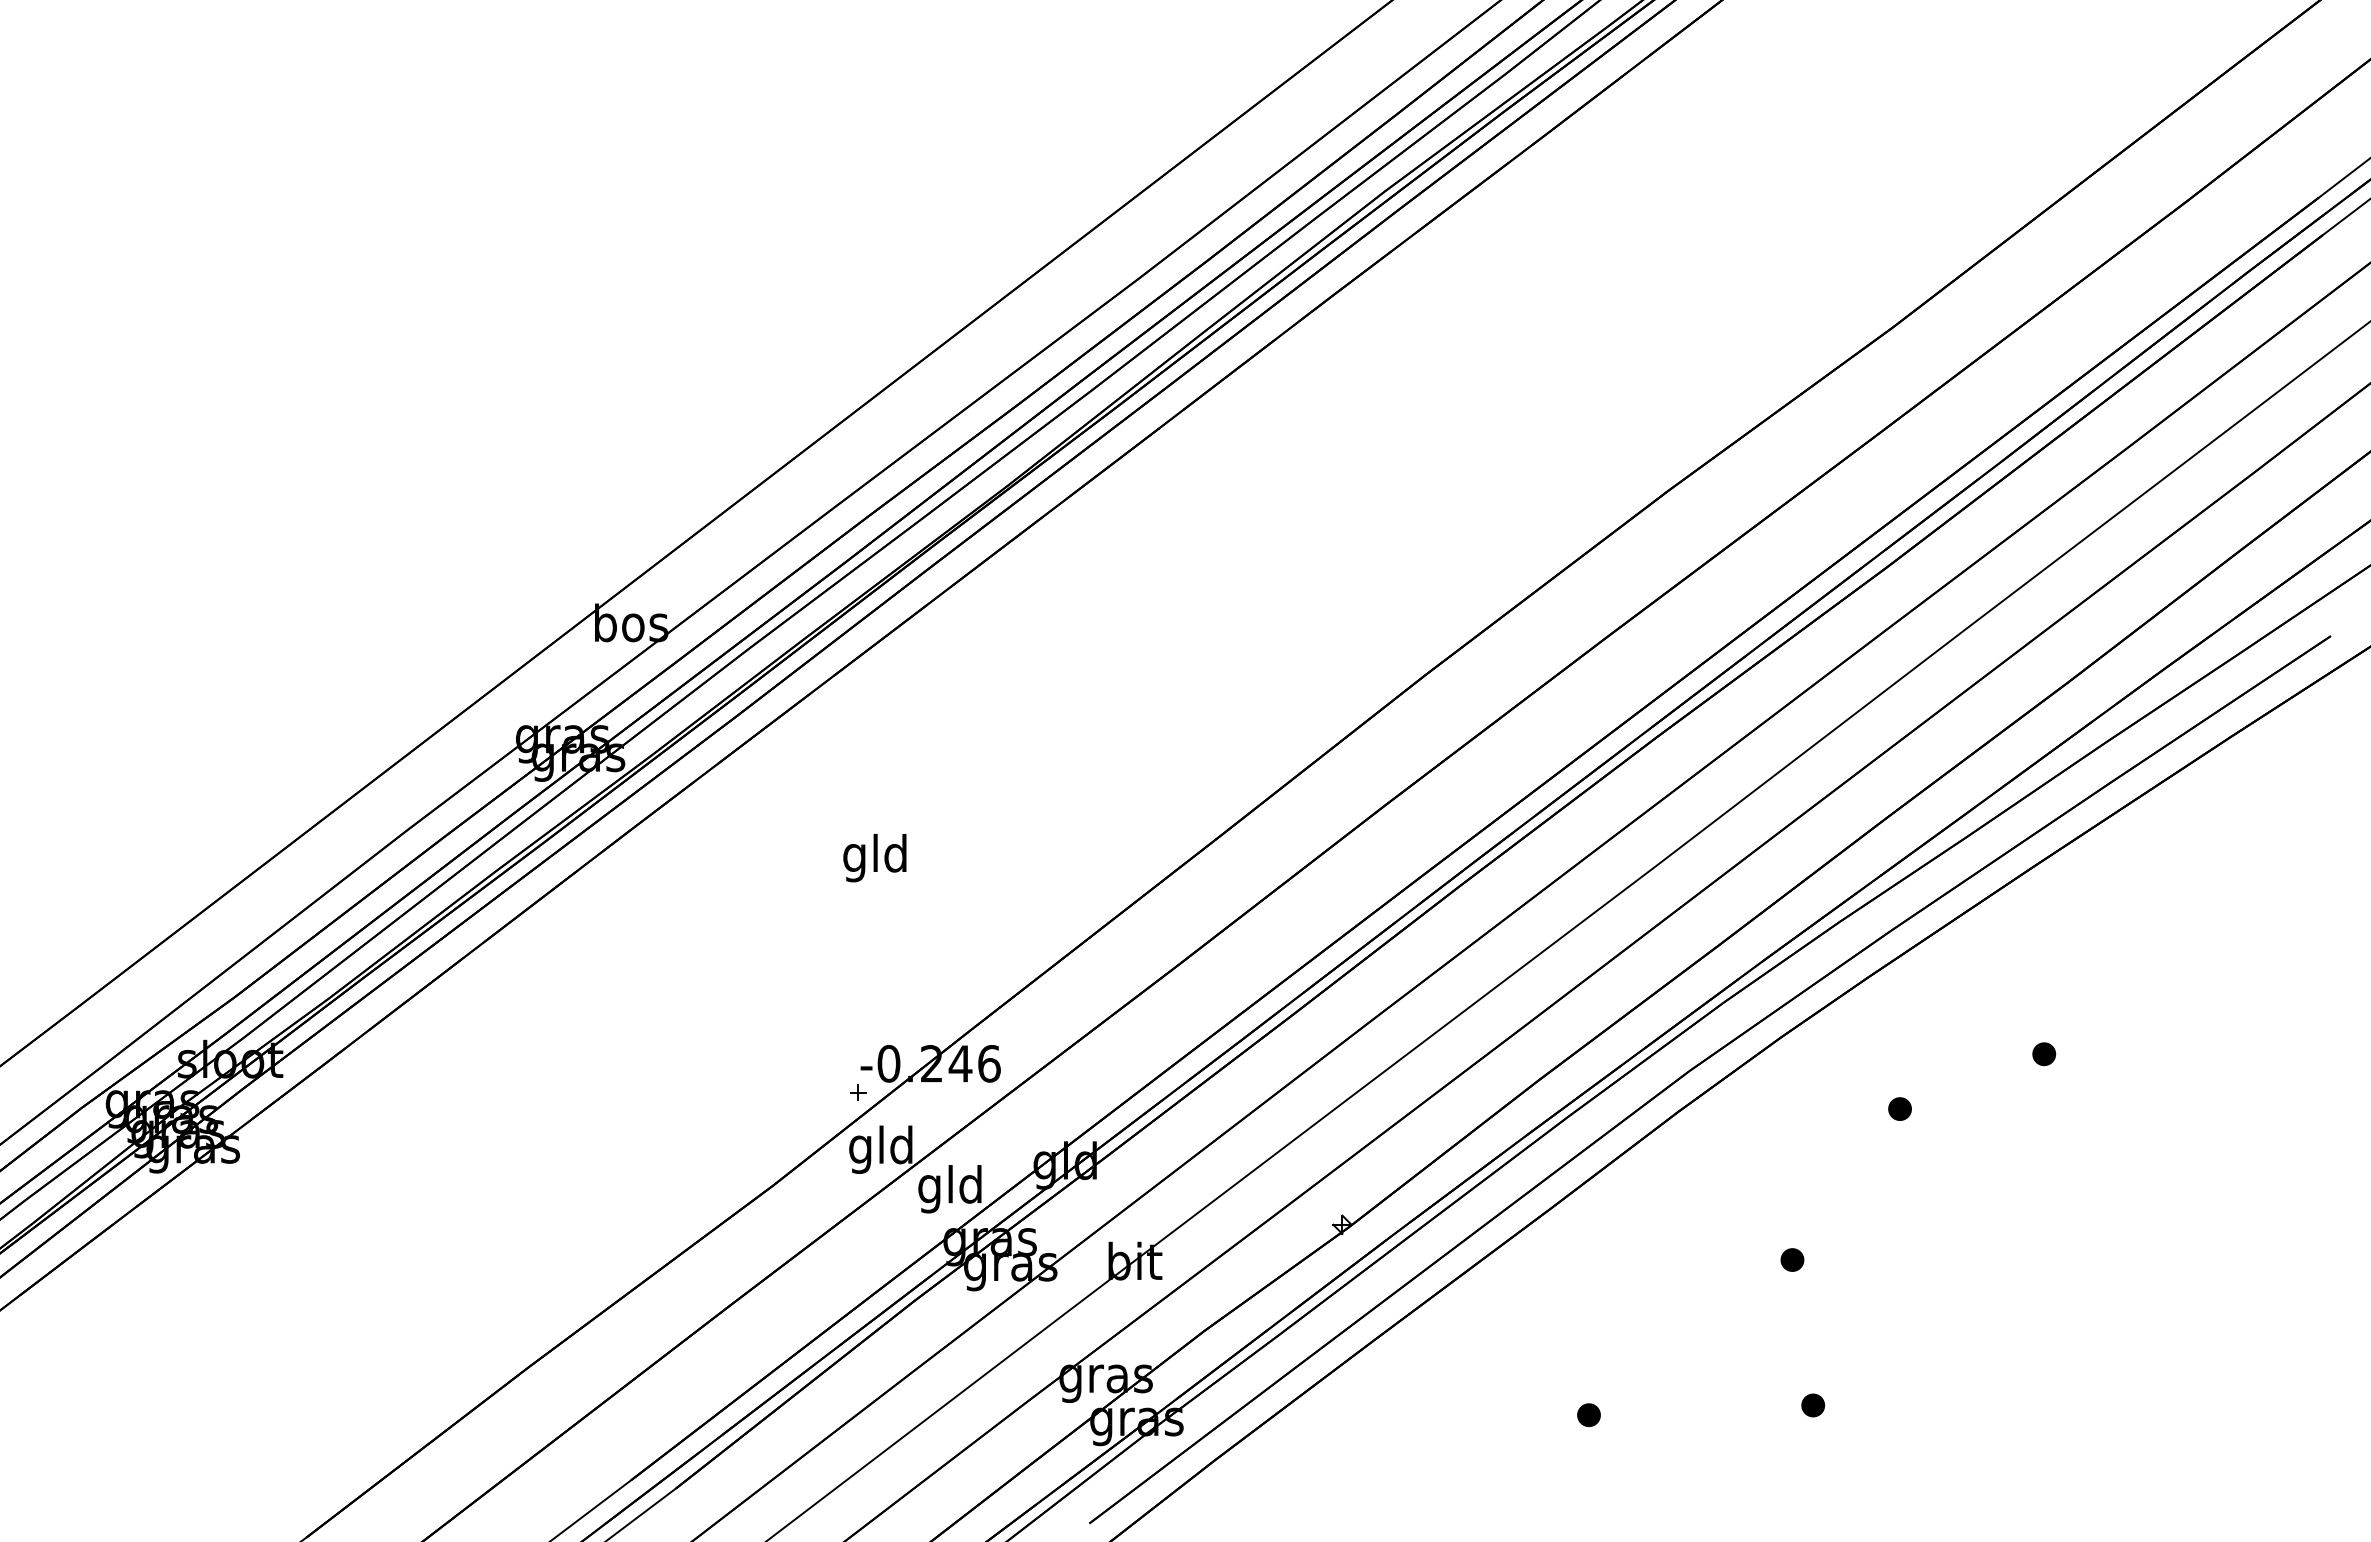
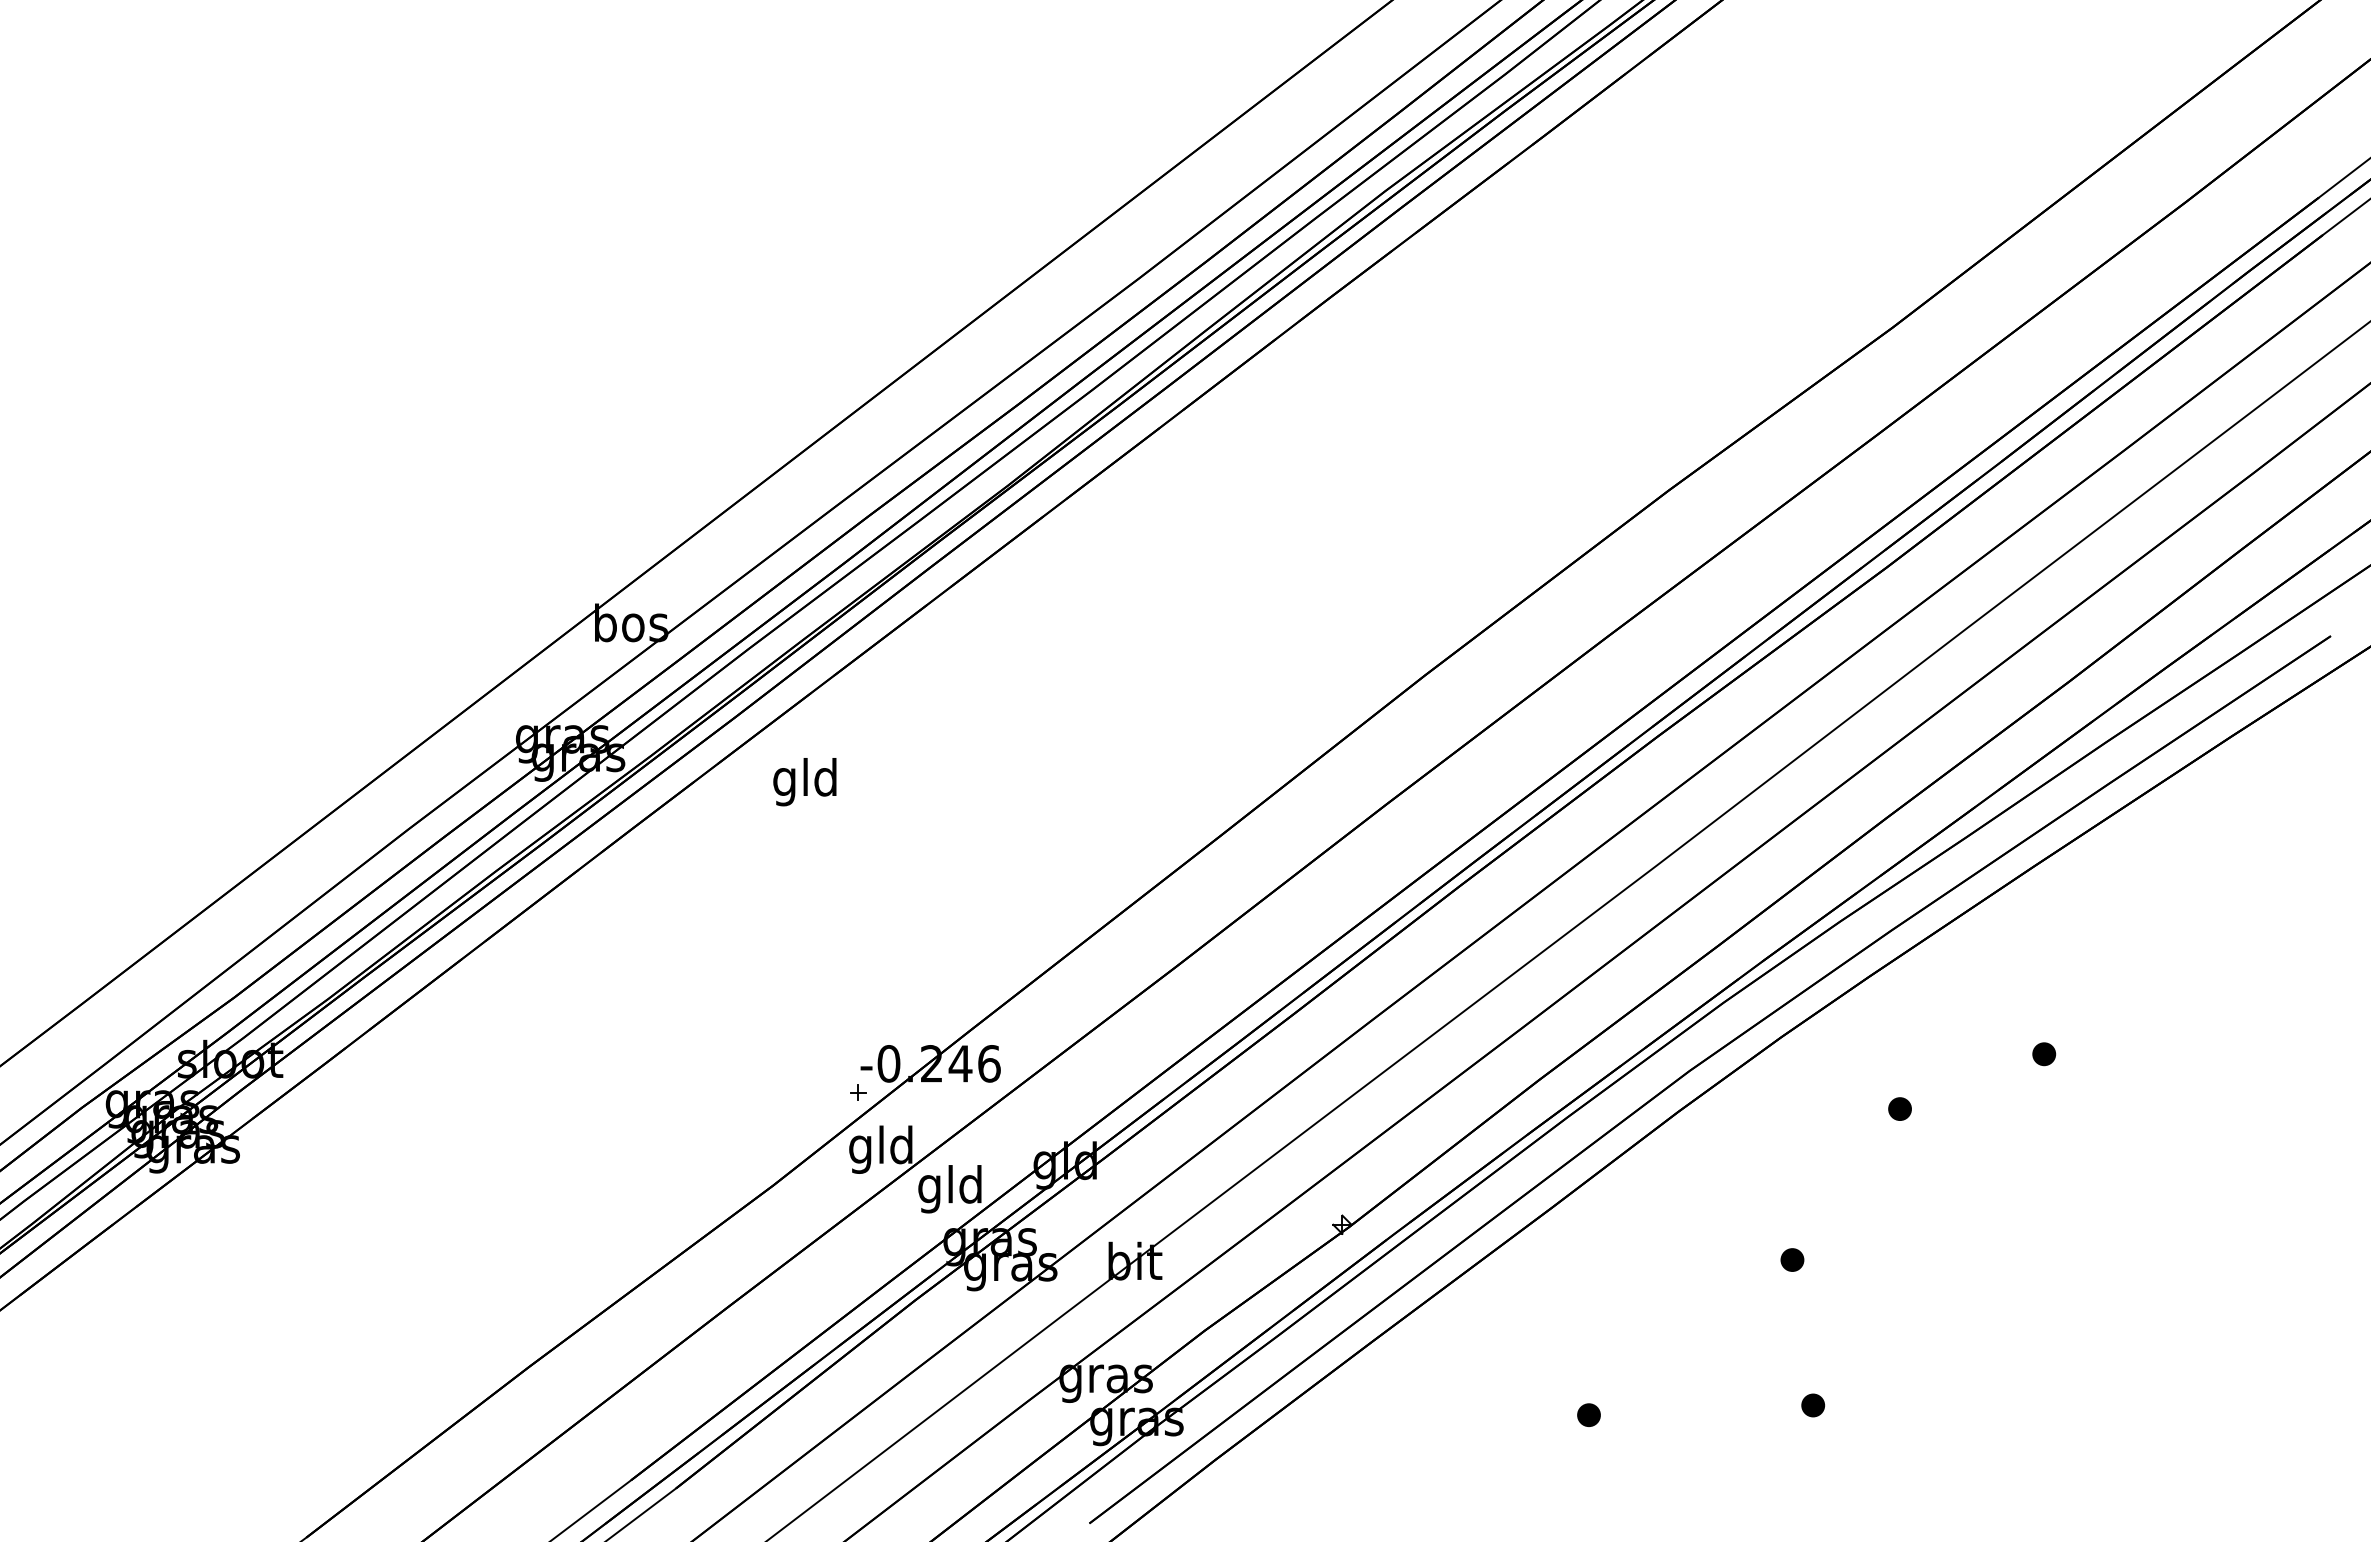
text position: (874, 858) -> (804, 782) (804, 782)
